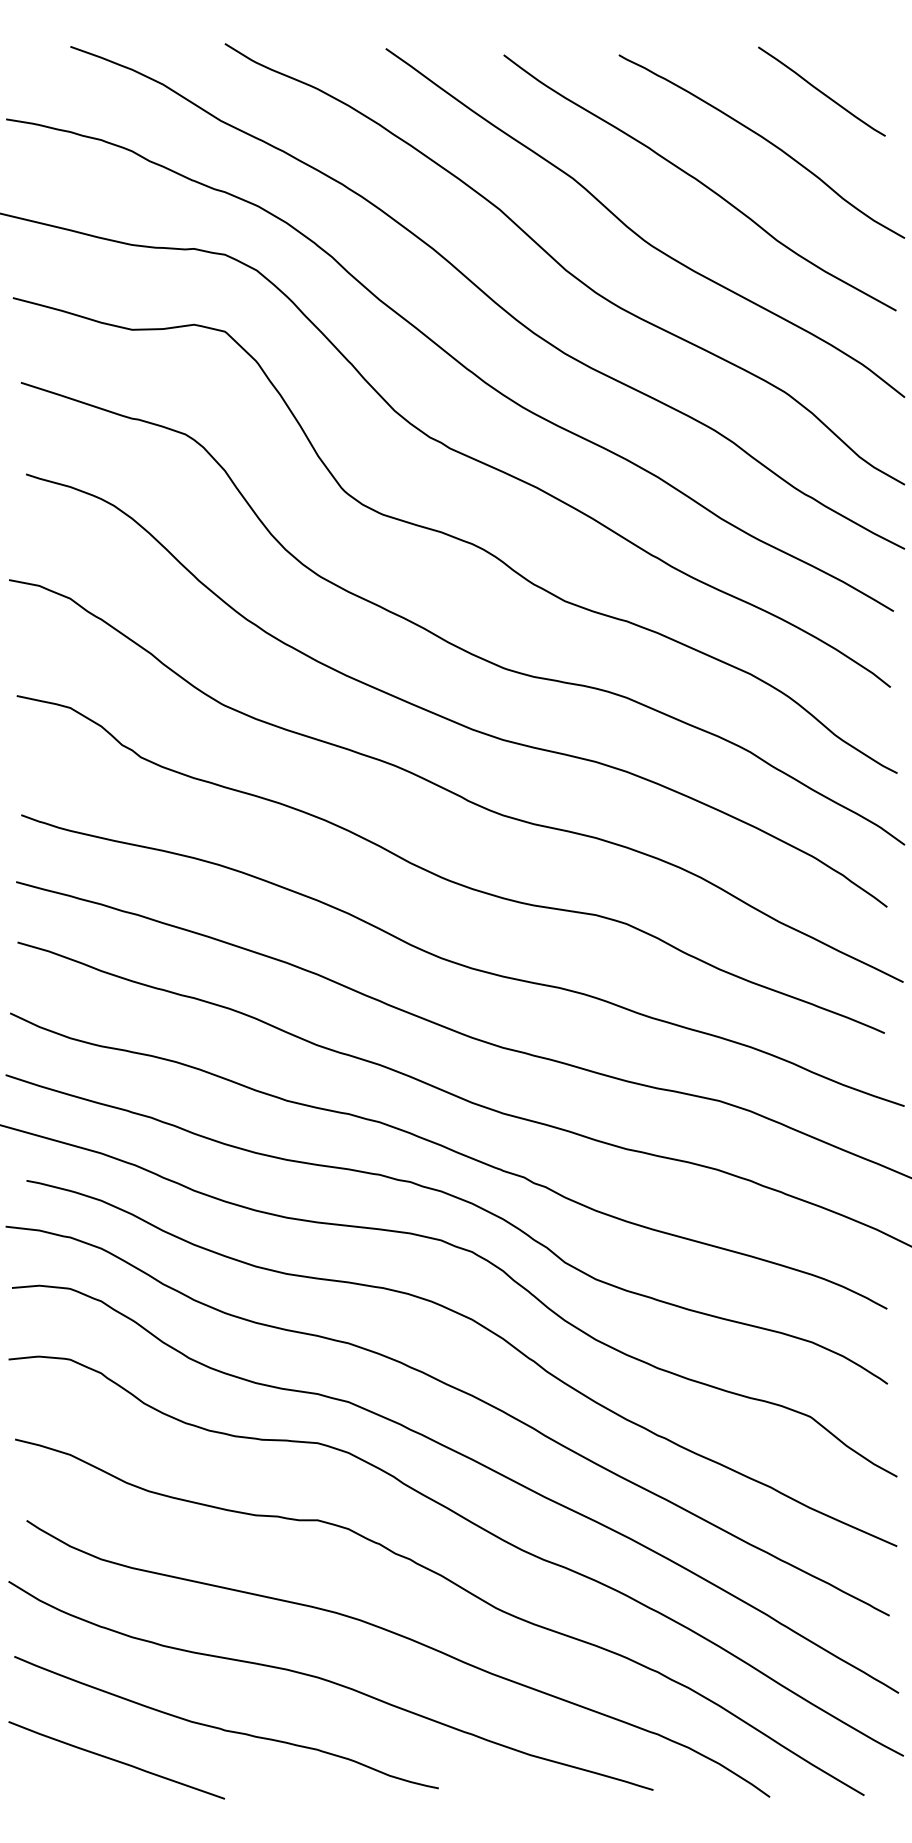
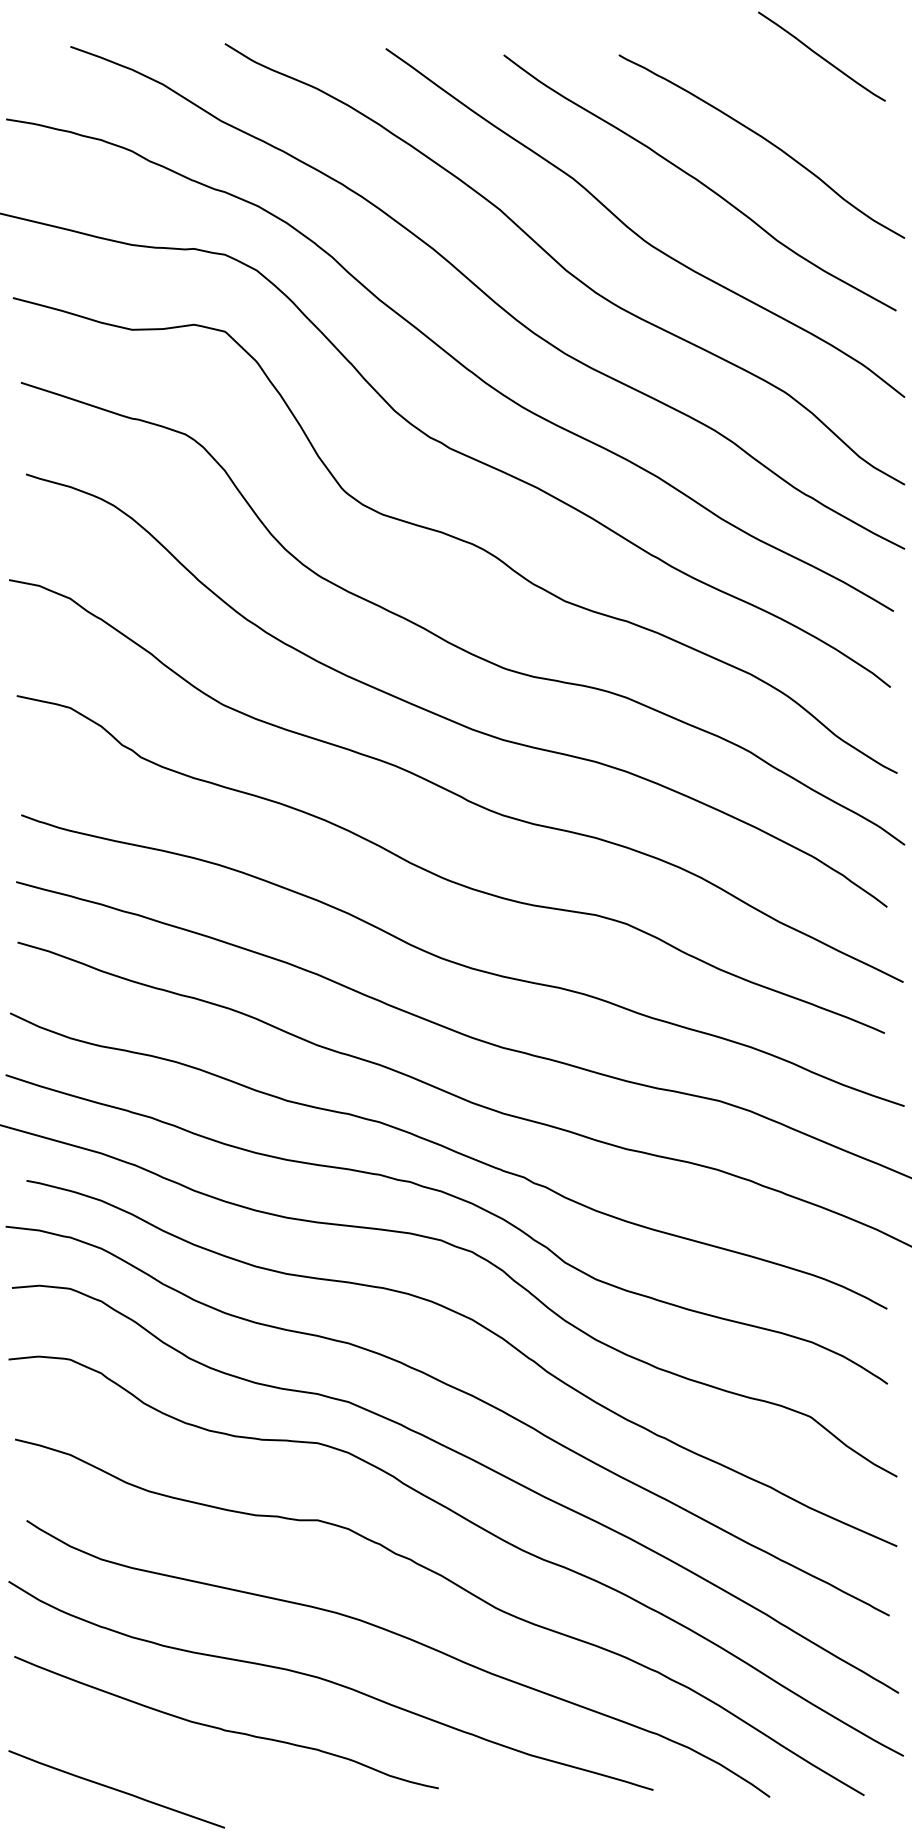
curve position: (821, 91) -> (821, 56) (821, 56)
curve position: (116, 1760) -> (116, 1789) (116, 1789)
